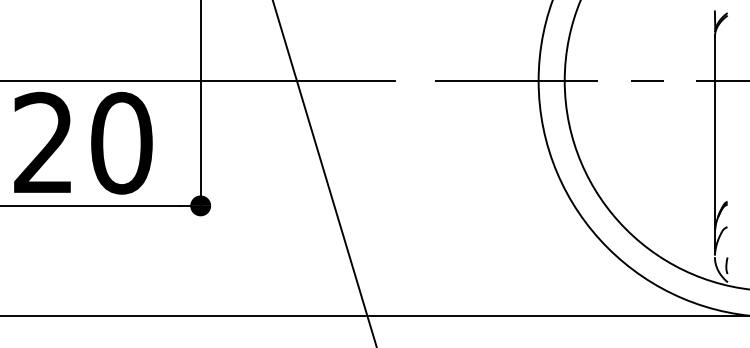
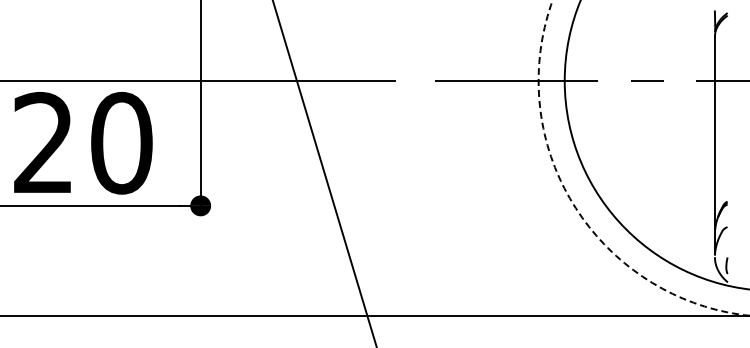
circle: solid -> dashed (643, 157)
